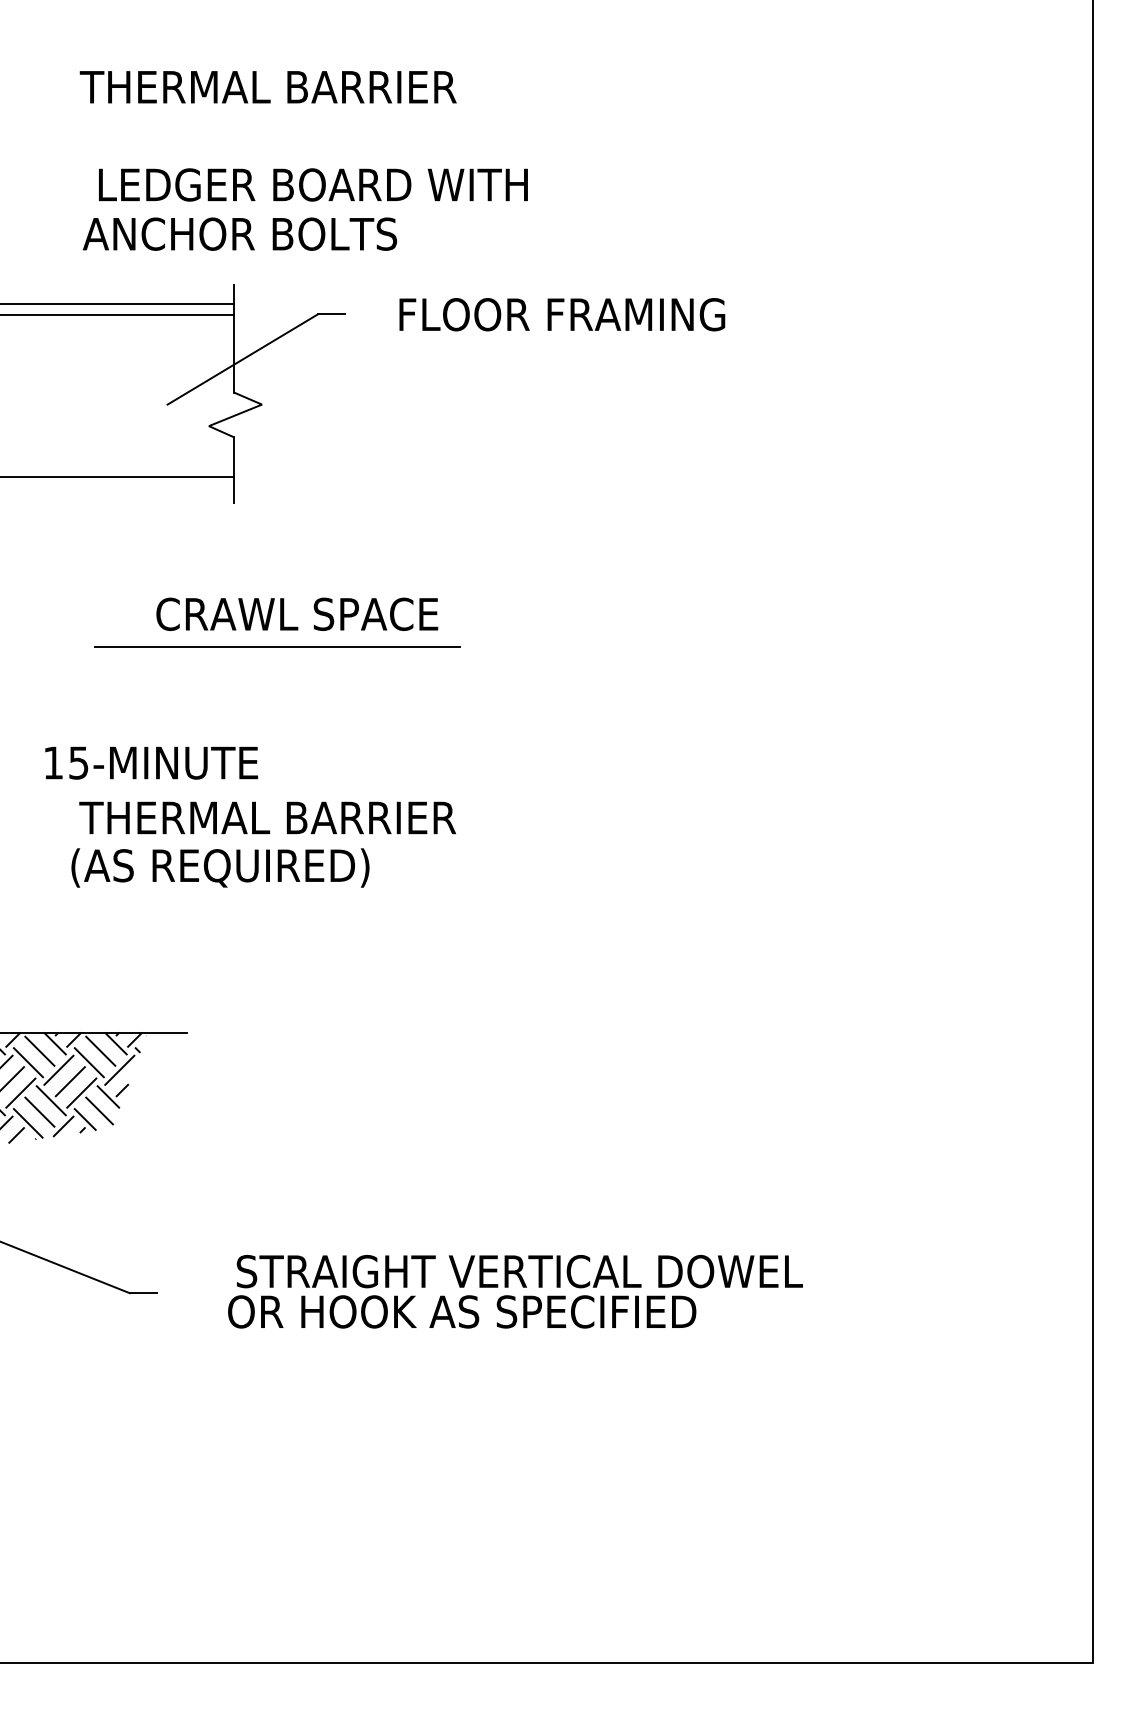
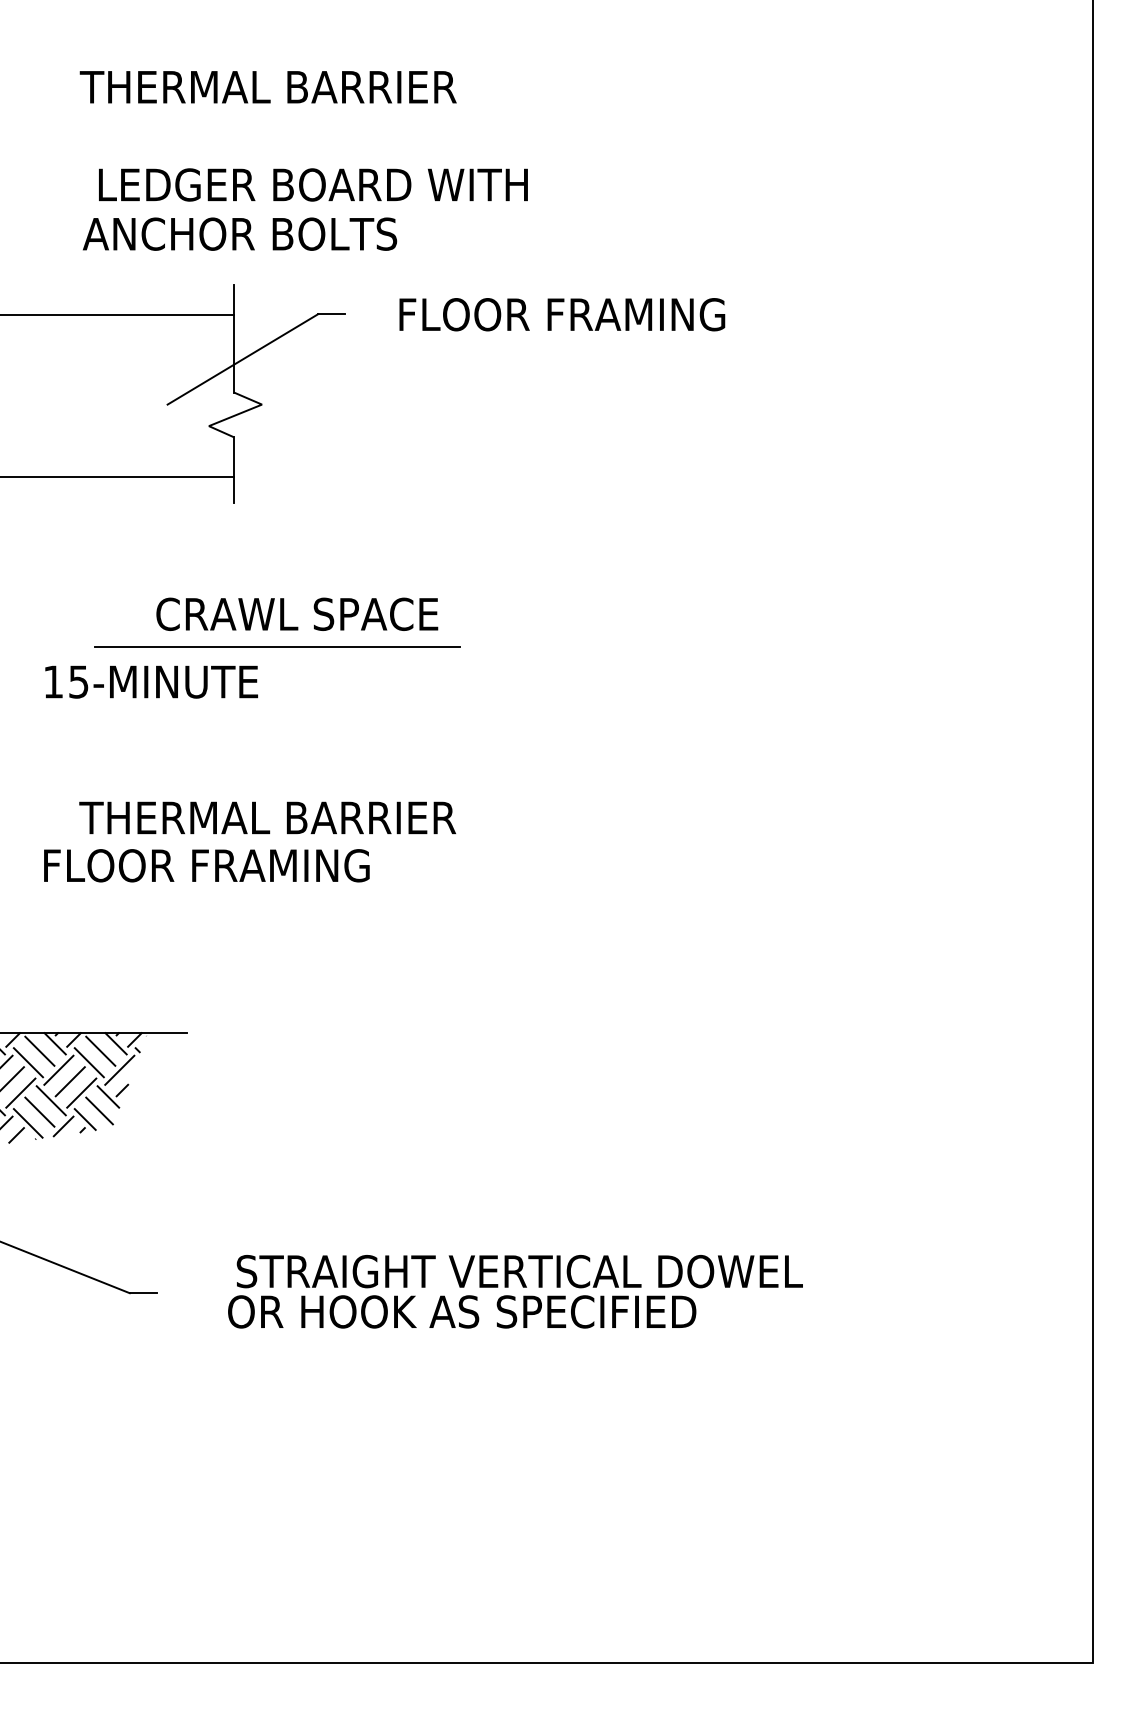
line: present -> none (118, 304)
text position: (151, 762) -> (151, 681) (151, 681)
text: (AS REQUIRED) -> FLOOR FRAMING (206, 867)
